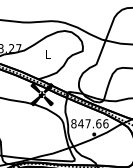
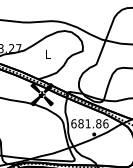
text: 847.66 -> 681.86 (86, 123)
